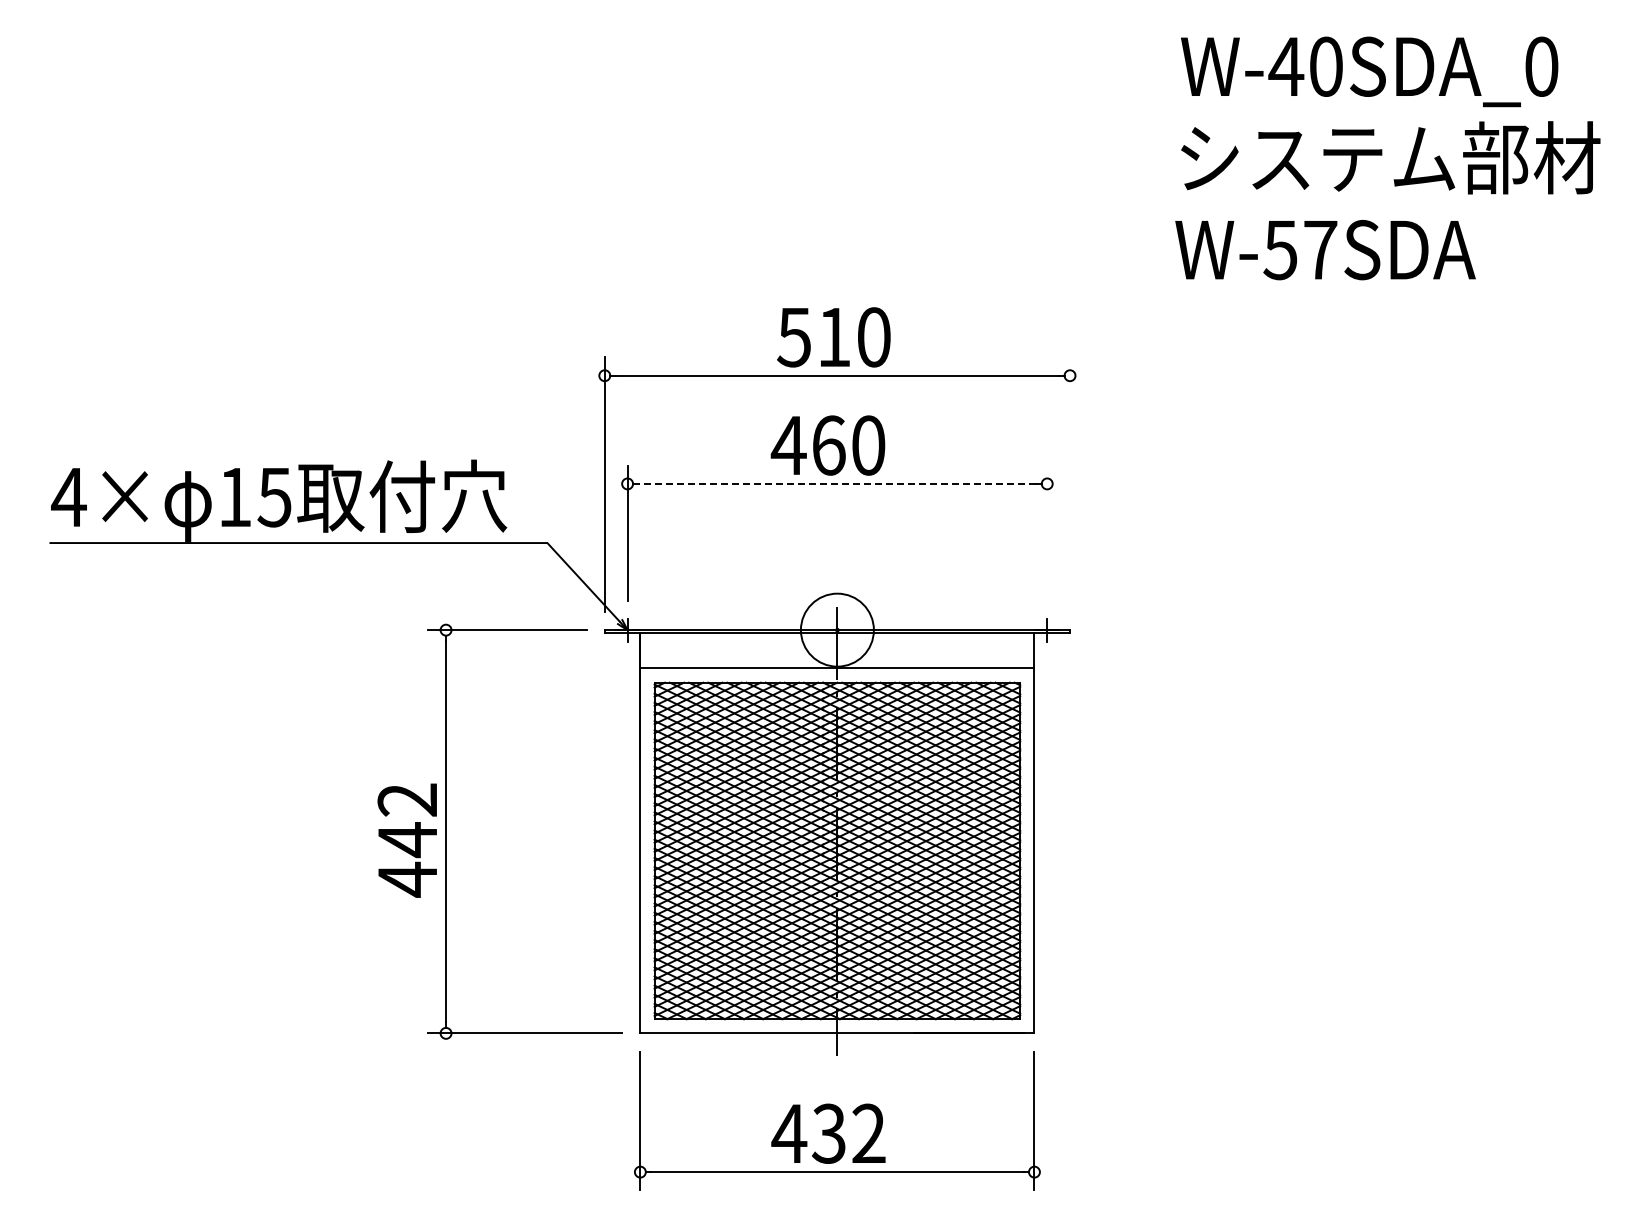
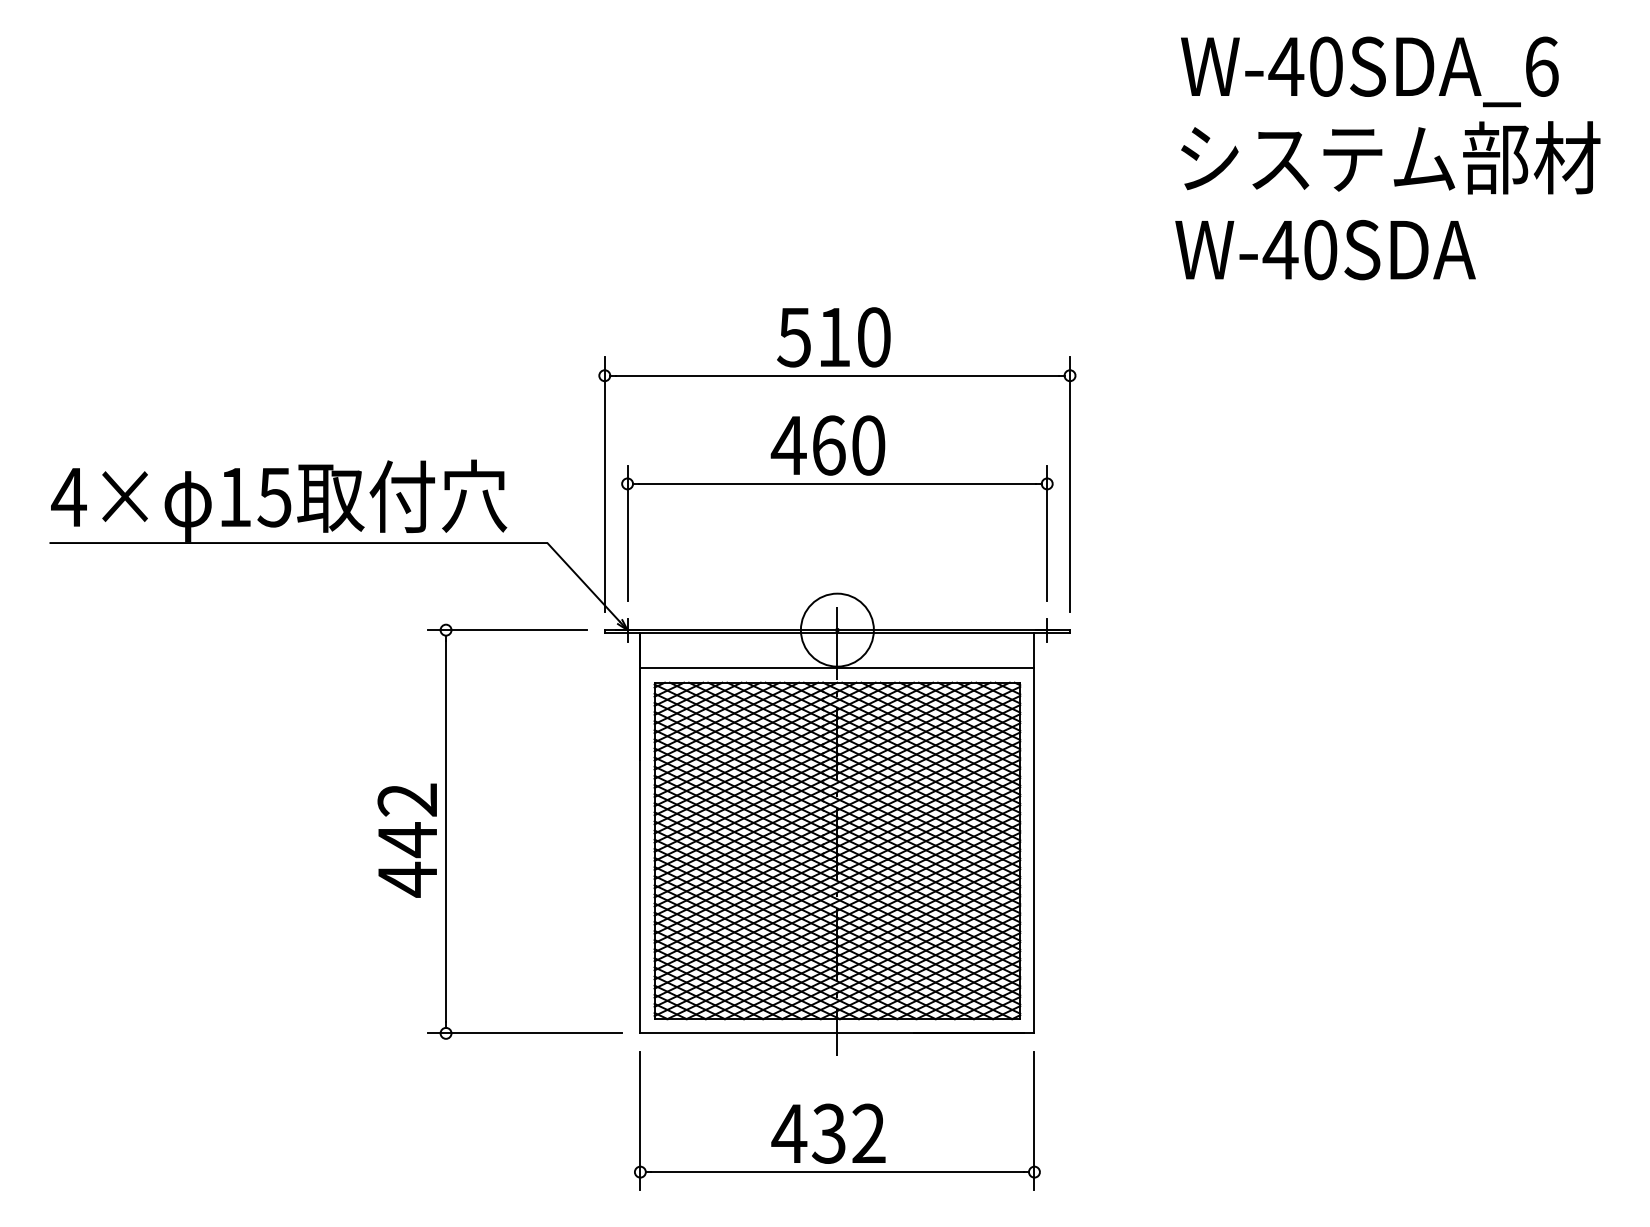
text: W-40SDA_0 -> W-40SDA_6 (1541, 66)
text: W-57SDA -> W-40SDA (1299, 249)
line: dashed -> solid (837, 483)
line: none -> present (1070, 484)
line: none -> present (1047, 532)
